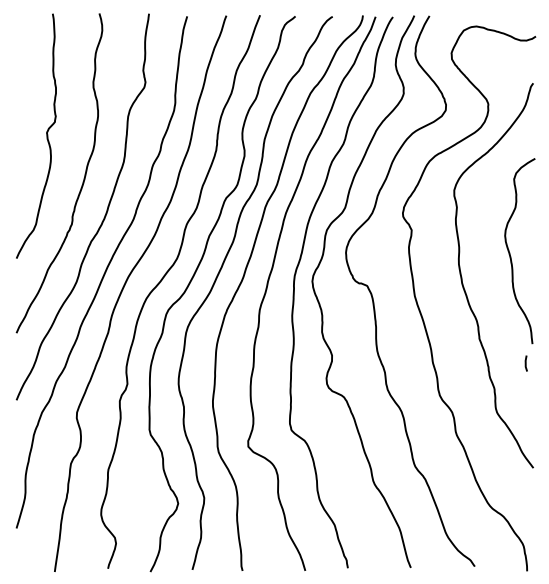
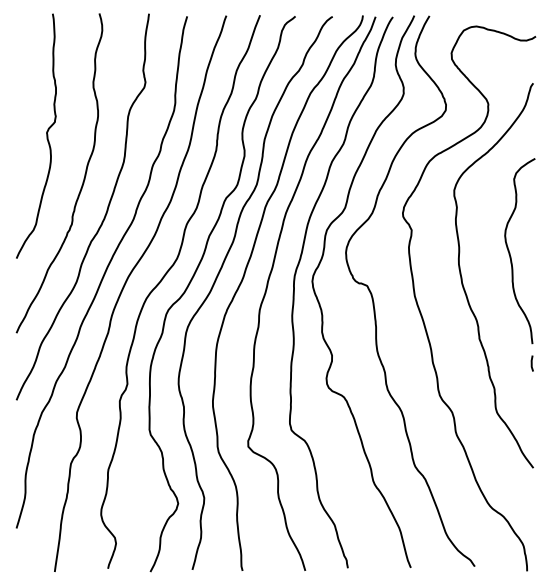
line position: (525, 363) -> (531, 363) (531, 363)
